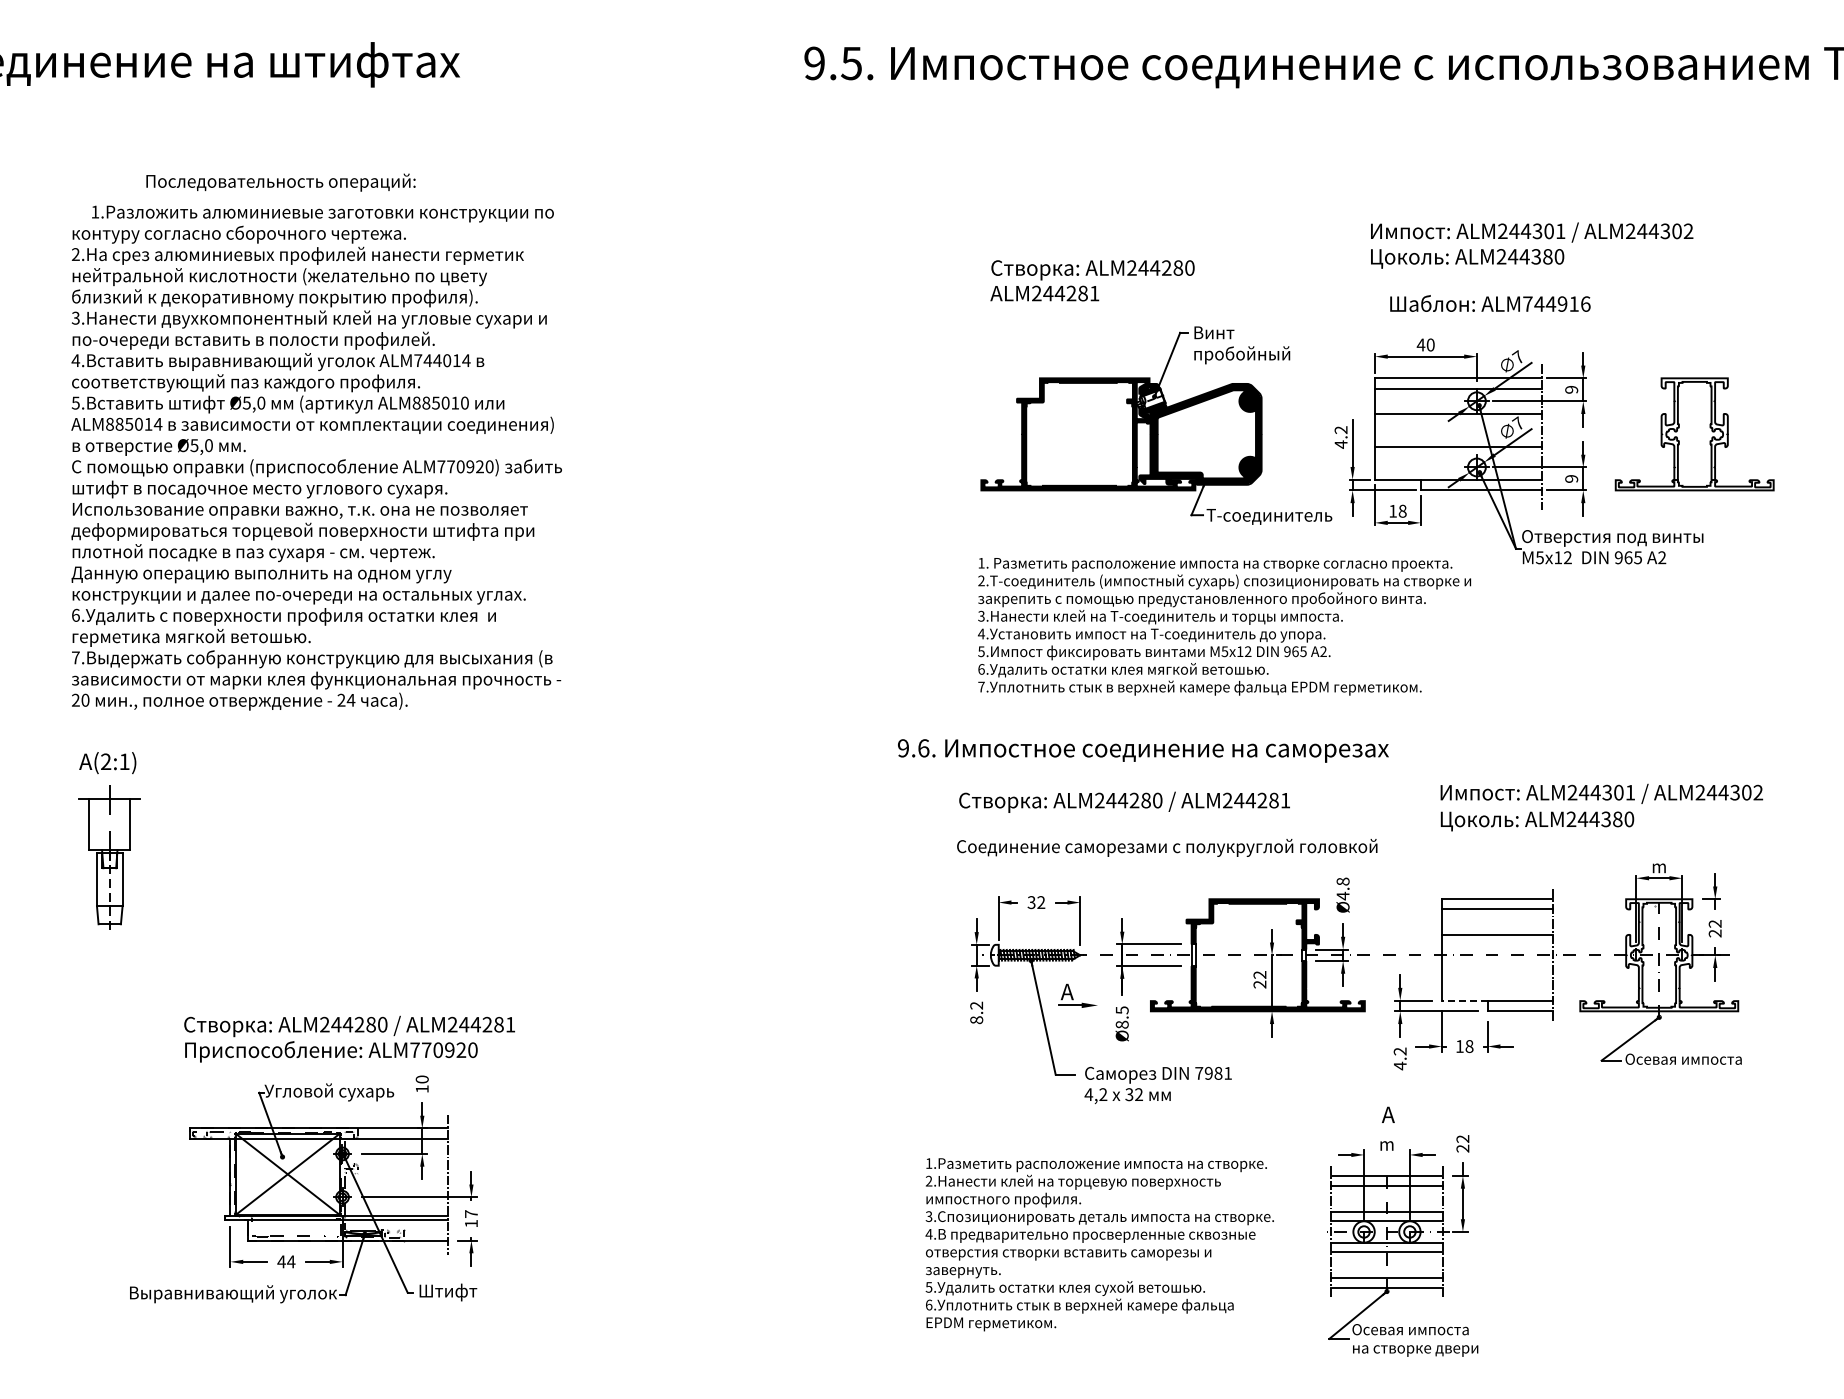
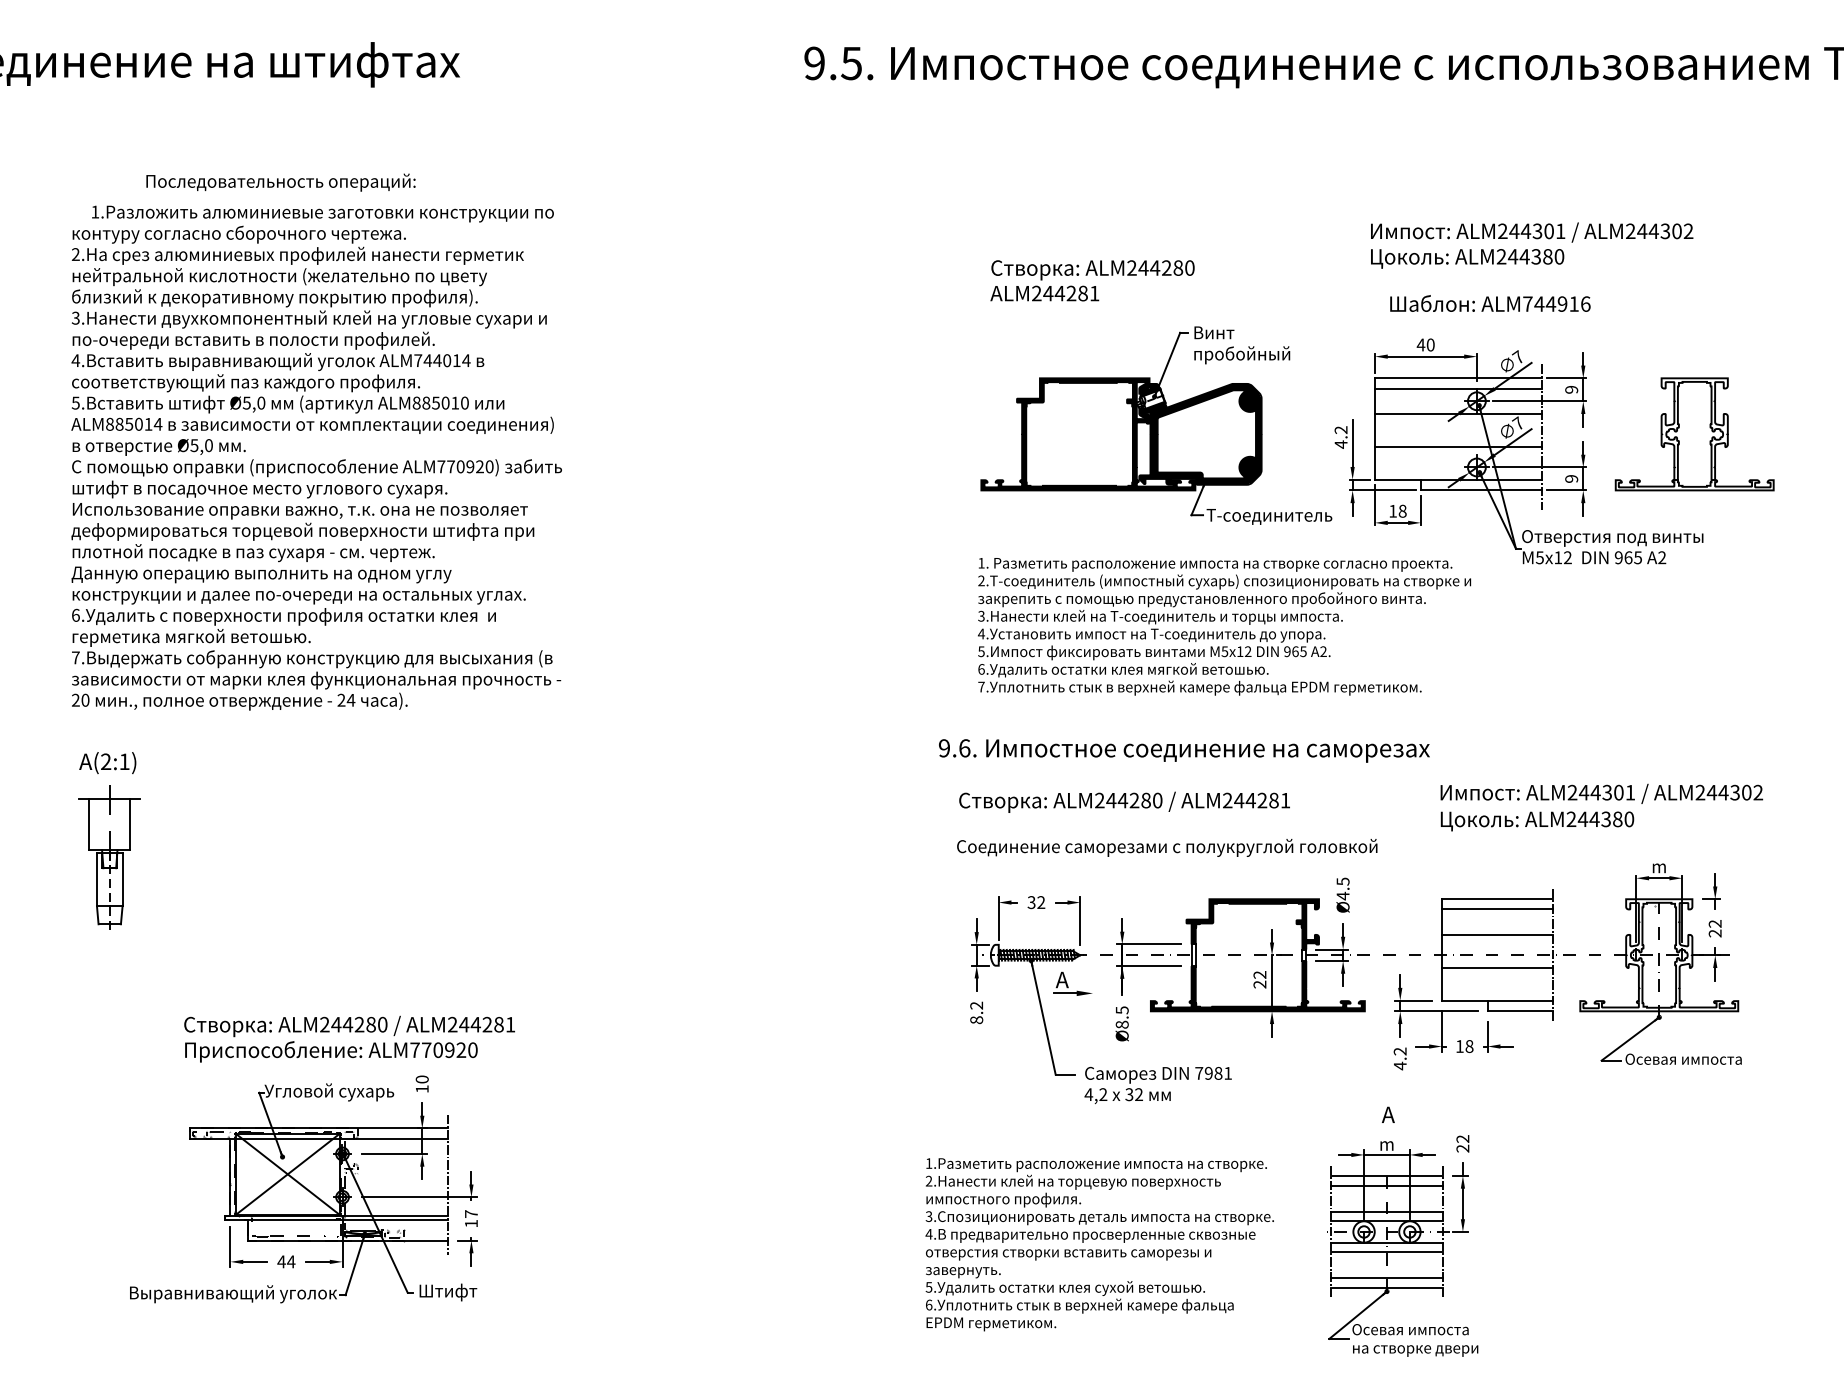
text position: (1143, 750) -> (1184, 750) (1184, 750)
text: Ø4.8 -> Ø4.5 (1342, 881)
line: none -> present (1496, 968)
part position: (1077, 995) -> (1072, 983) (1072, 983)
line: dashed -> solid (1464, 1000)
line: none -> present (1386, 1154)
